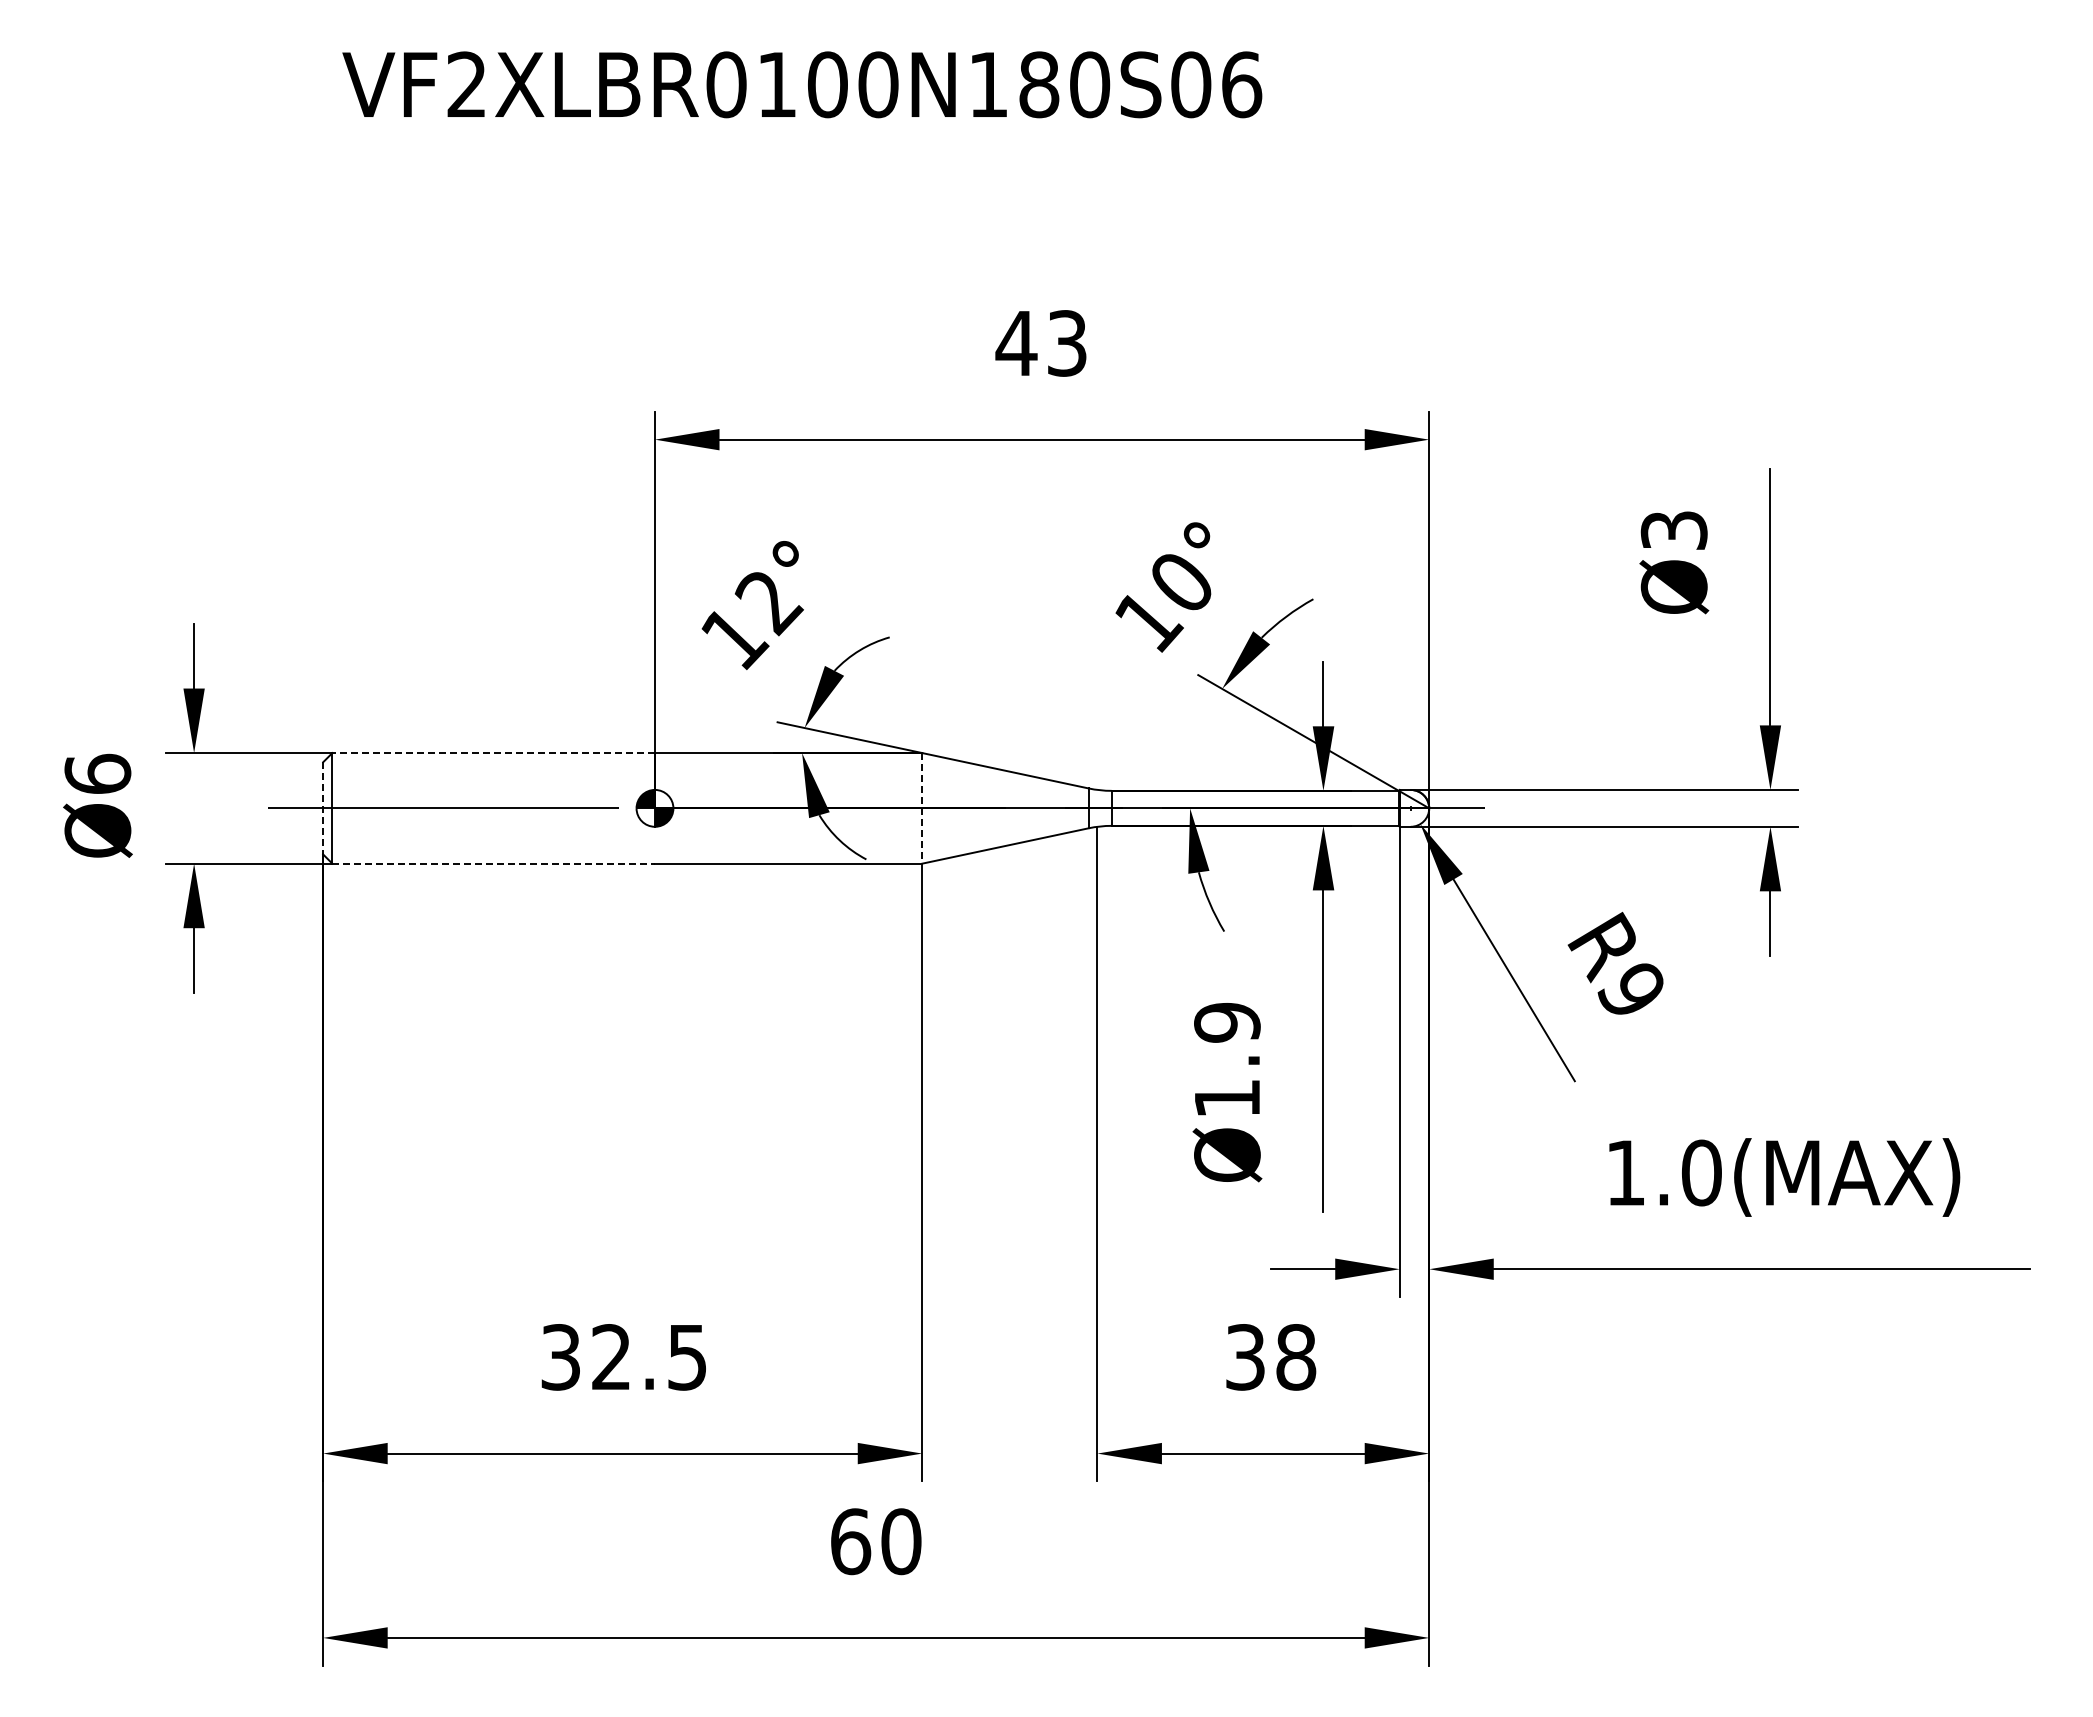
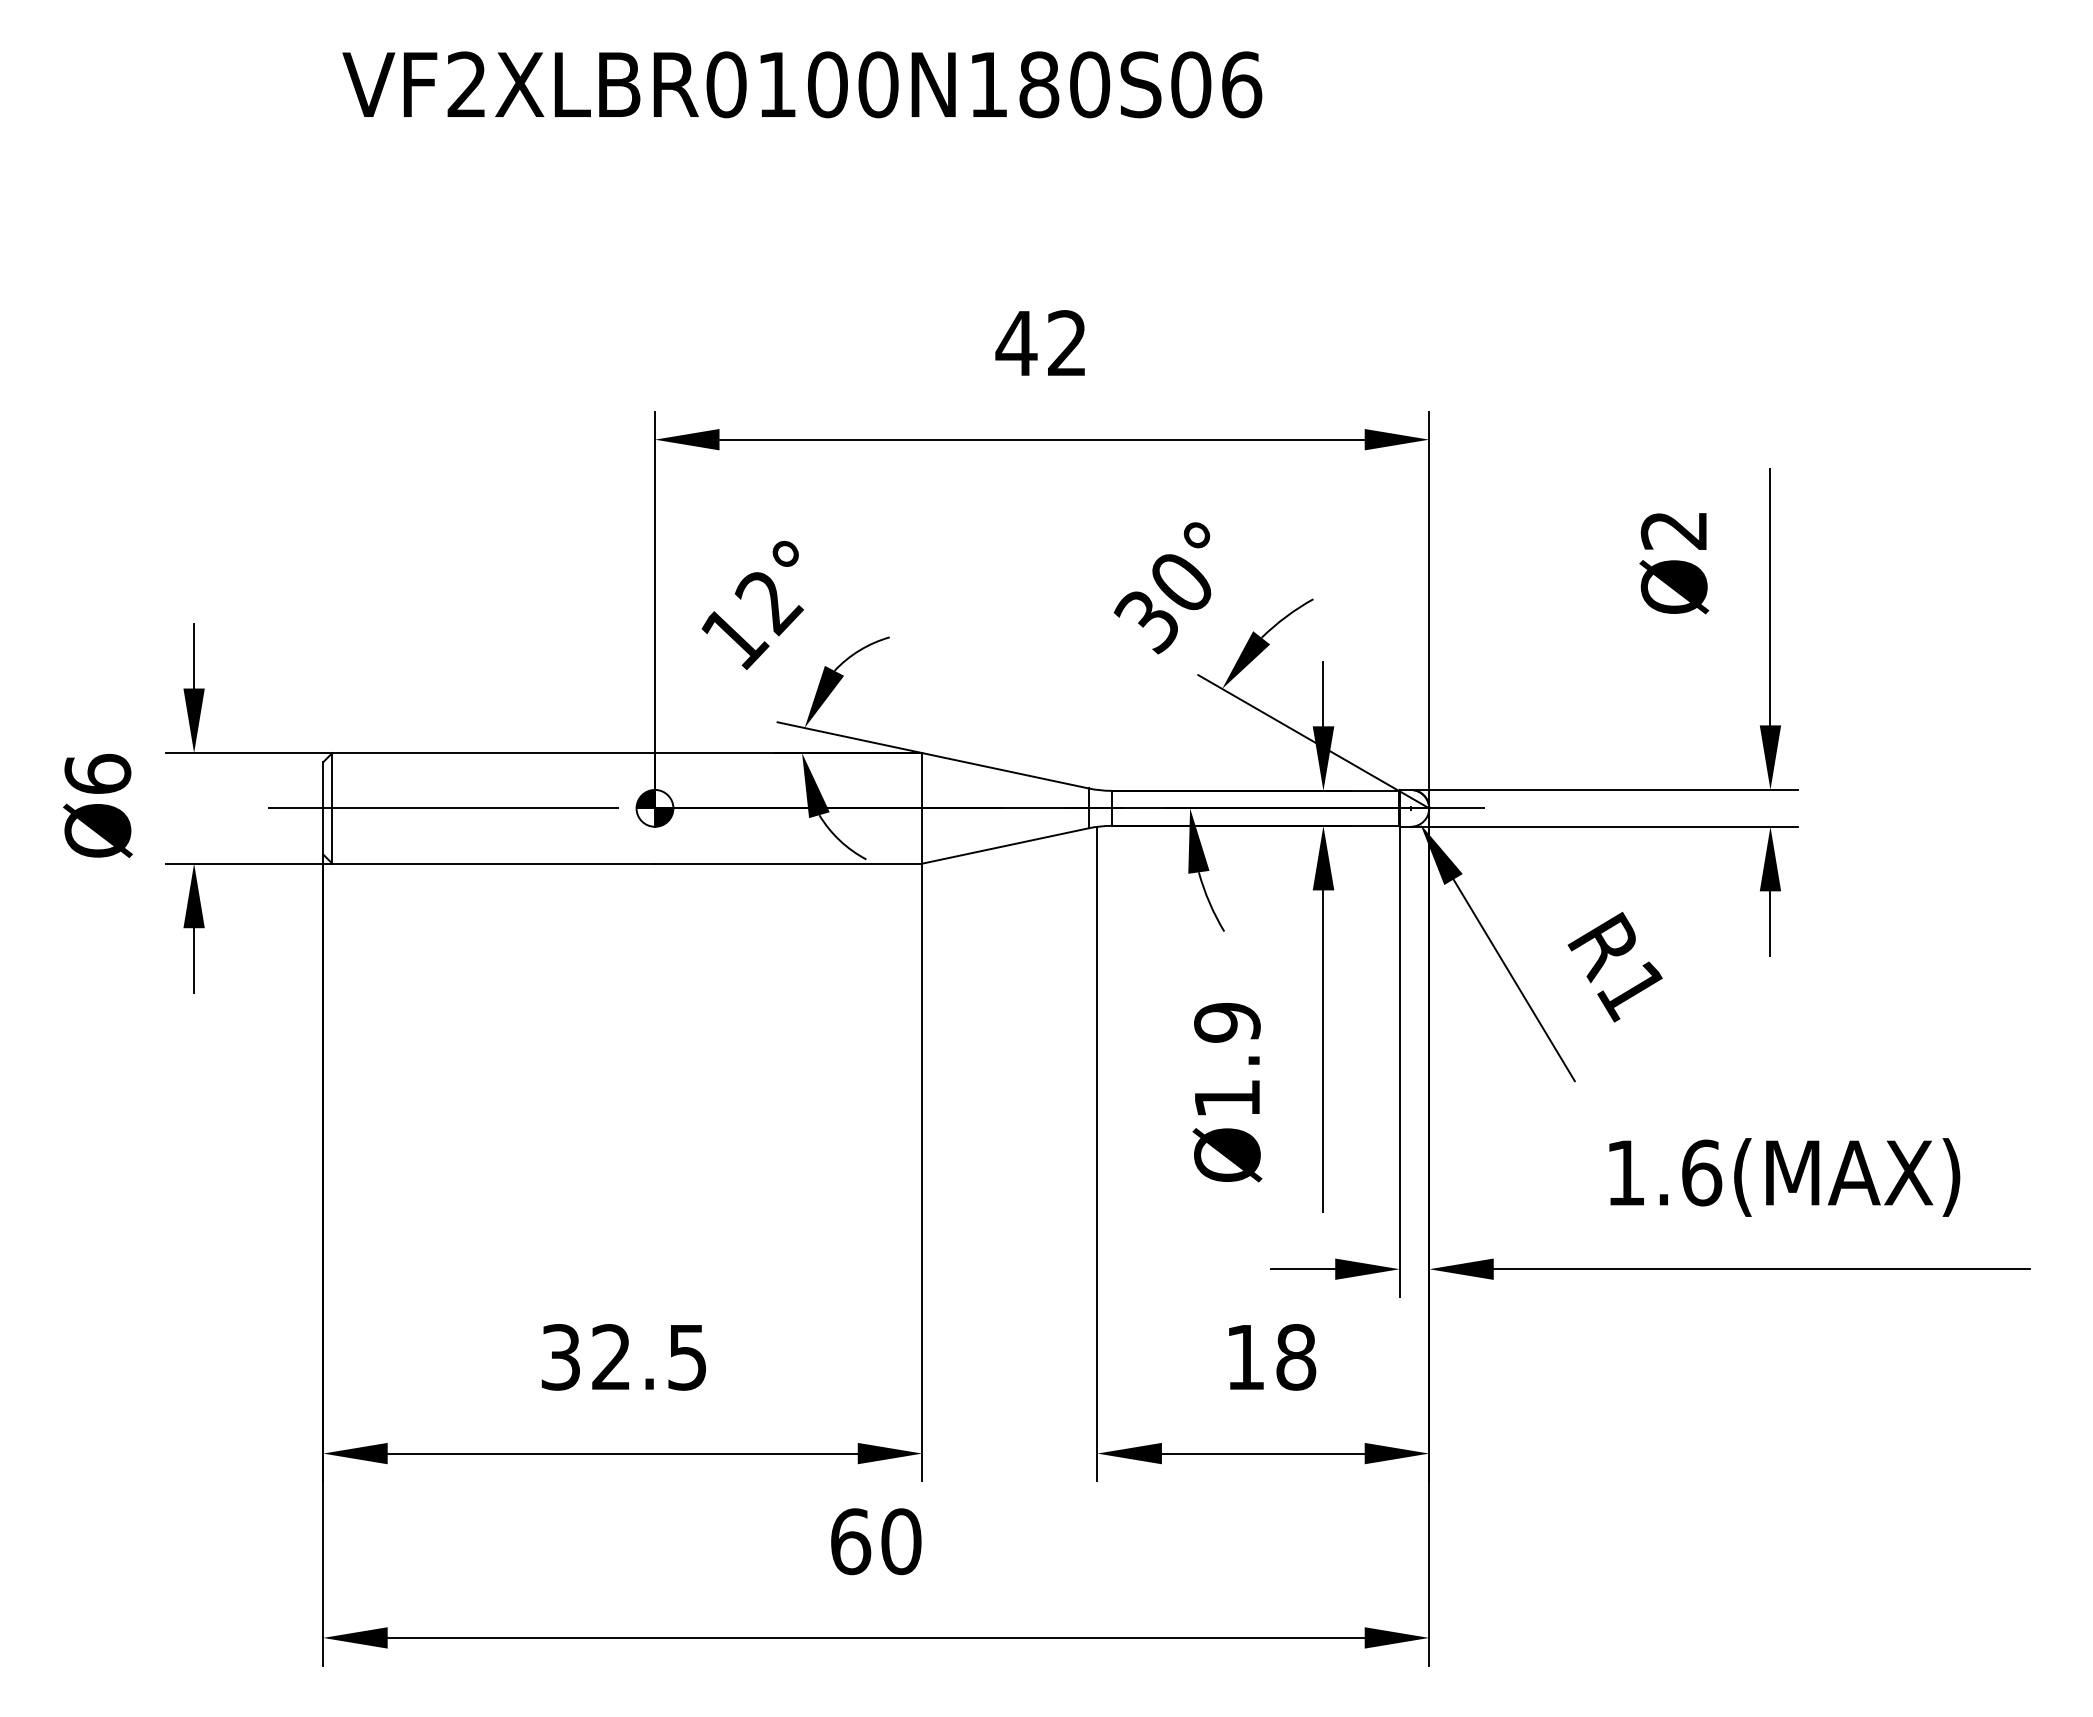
text: 43 -> 42 (1067, 343)
text: Ø3 -> Ø2 (1674, 530)
text: 10° -> 30° (1148, 622)
line: dashed -> solid (493, 753)
line: dashed -> solid (323, 808)
line: dashed -> solid (922, 808)
line: dashed -> solid (494, 863)
text: R9 -> R1 (1630, 991)
text: 1.0(MAX) -> 1.6(MAX) (1701, 1172)
text: 38 -> 18 (1245, 1357)
